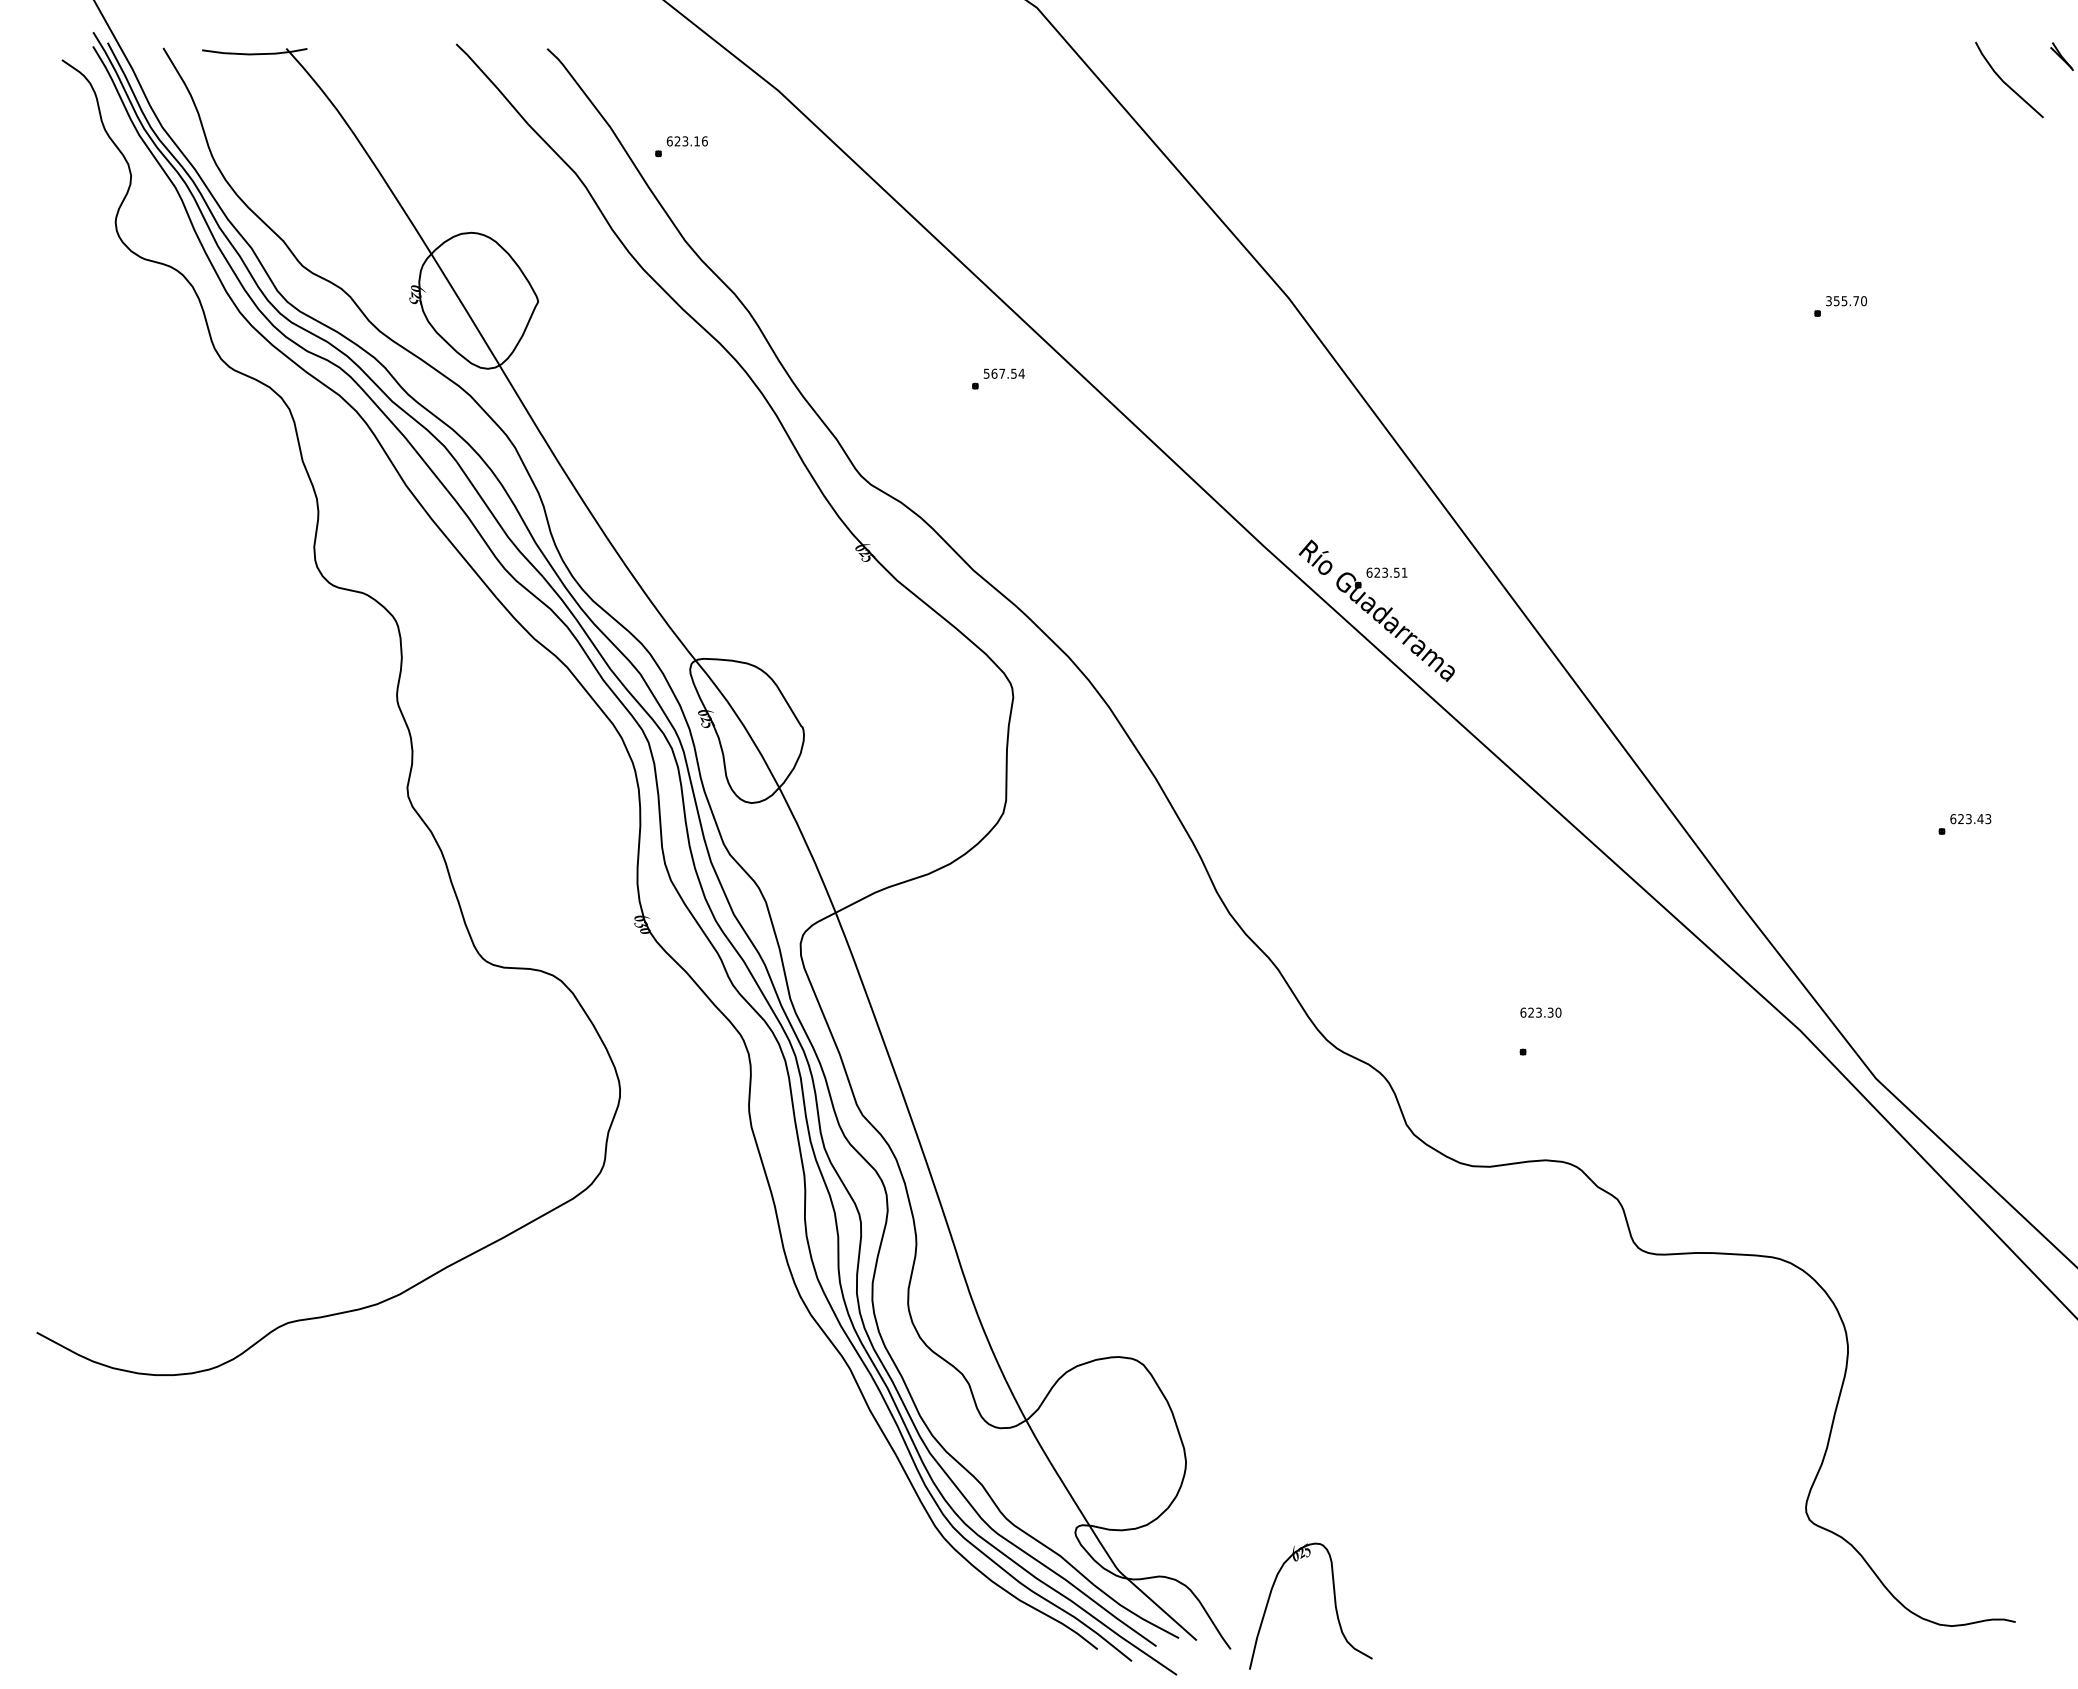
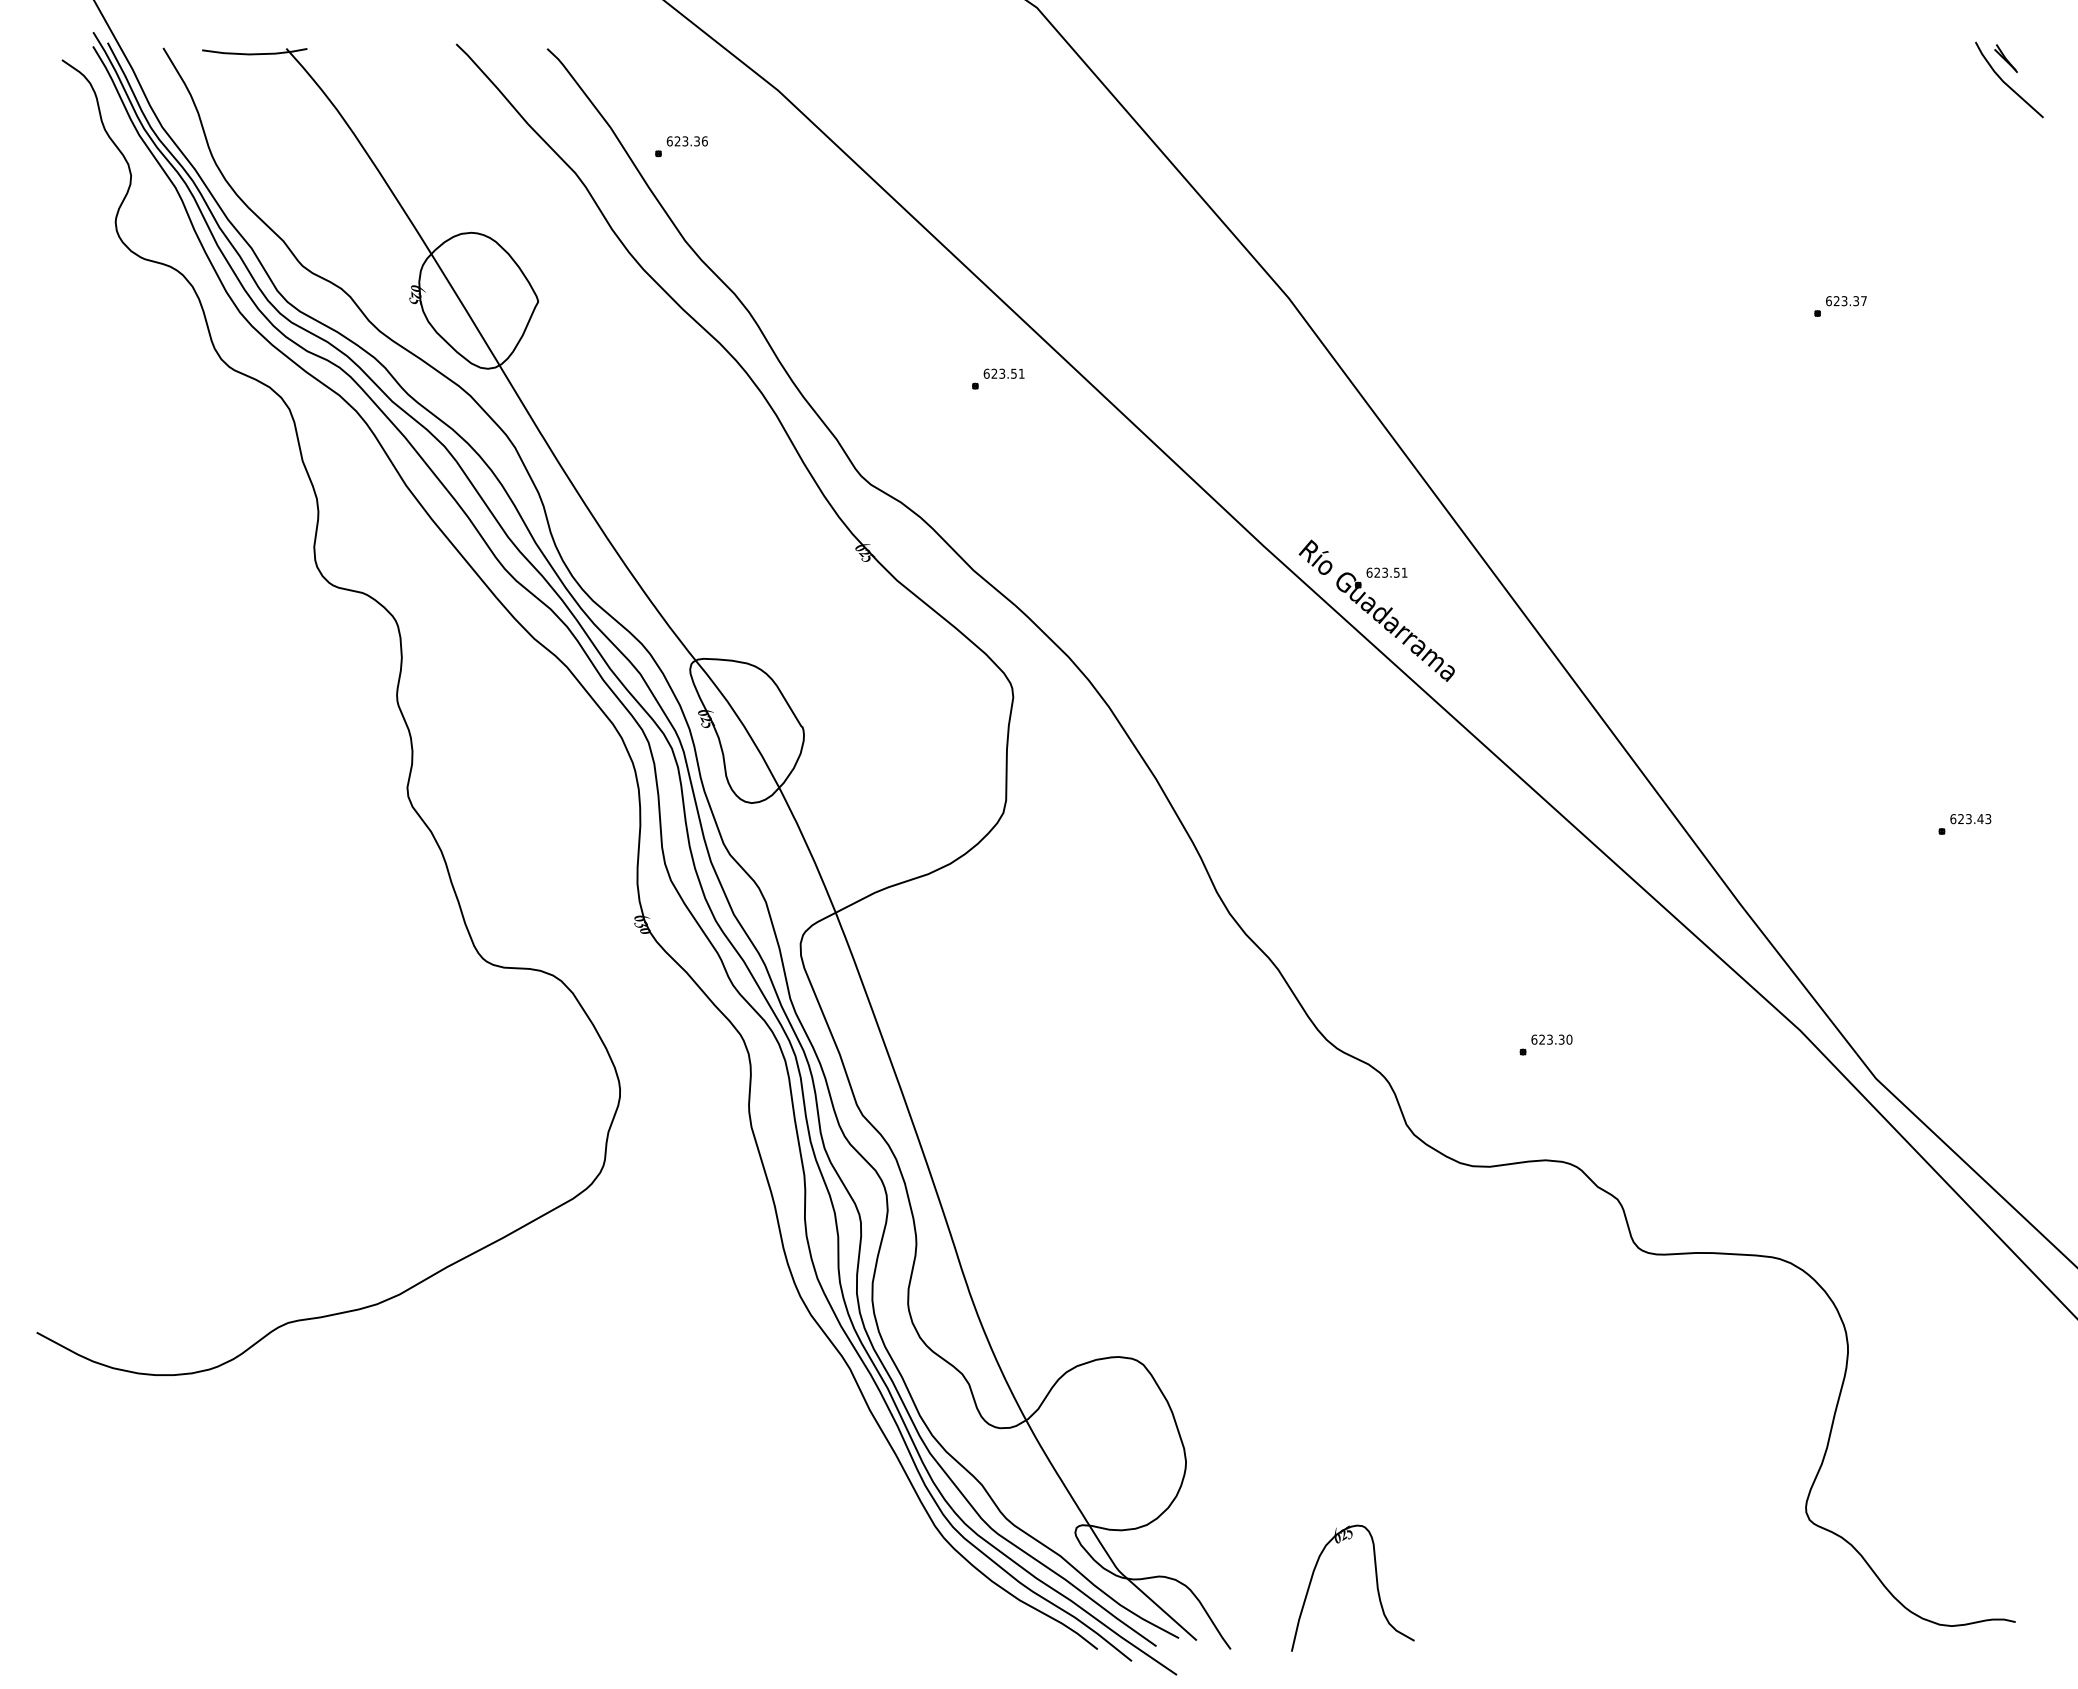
part position: (2061, 56) -> (2005, 58) (2005, 58)
text: 623.16 -> 623.36 (696, 141)
text: 355.70 -> 623.37 (1846, 301)
text: 567.54 -> 623.51 (1003, 373)
text position: (1540, 1012) -> (1551, 1039) (1551, 1039)
part position: (1334, 1605) -> (1376, 1587) (1376, 1587)
